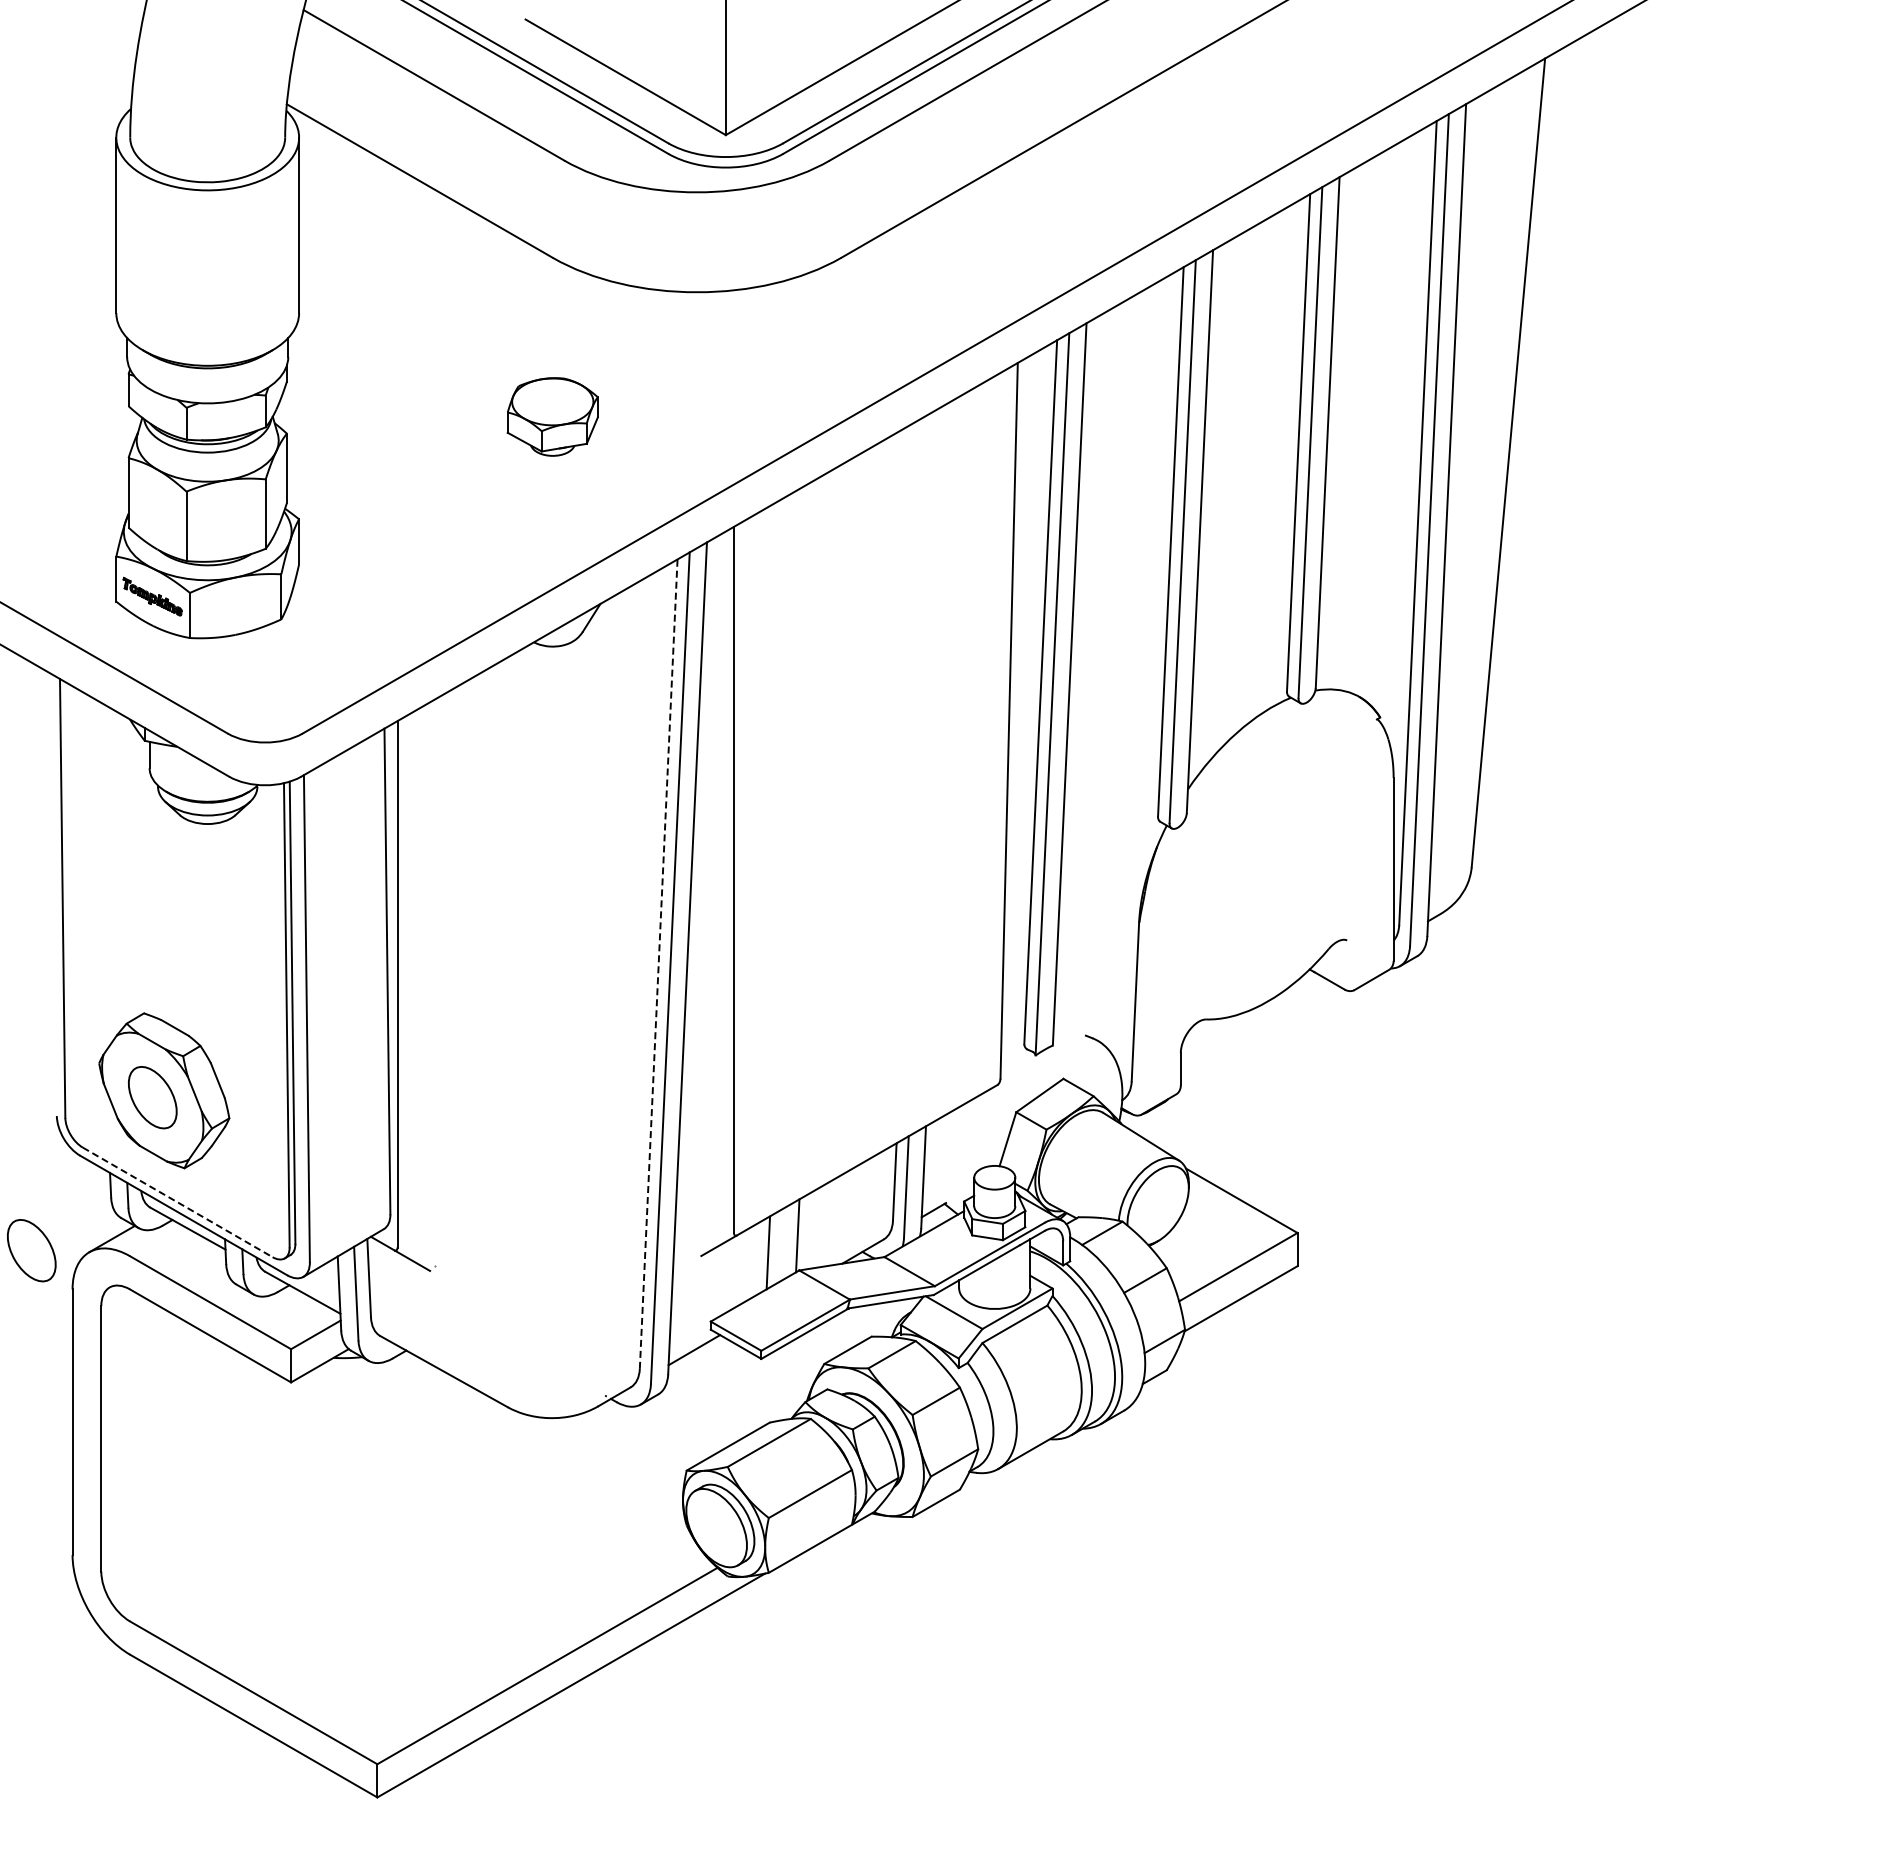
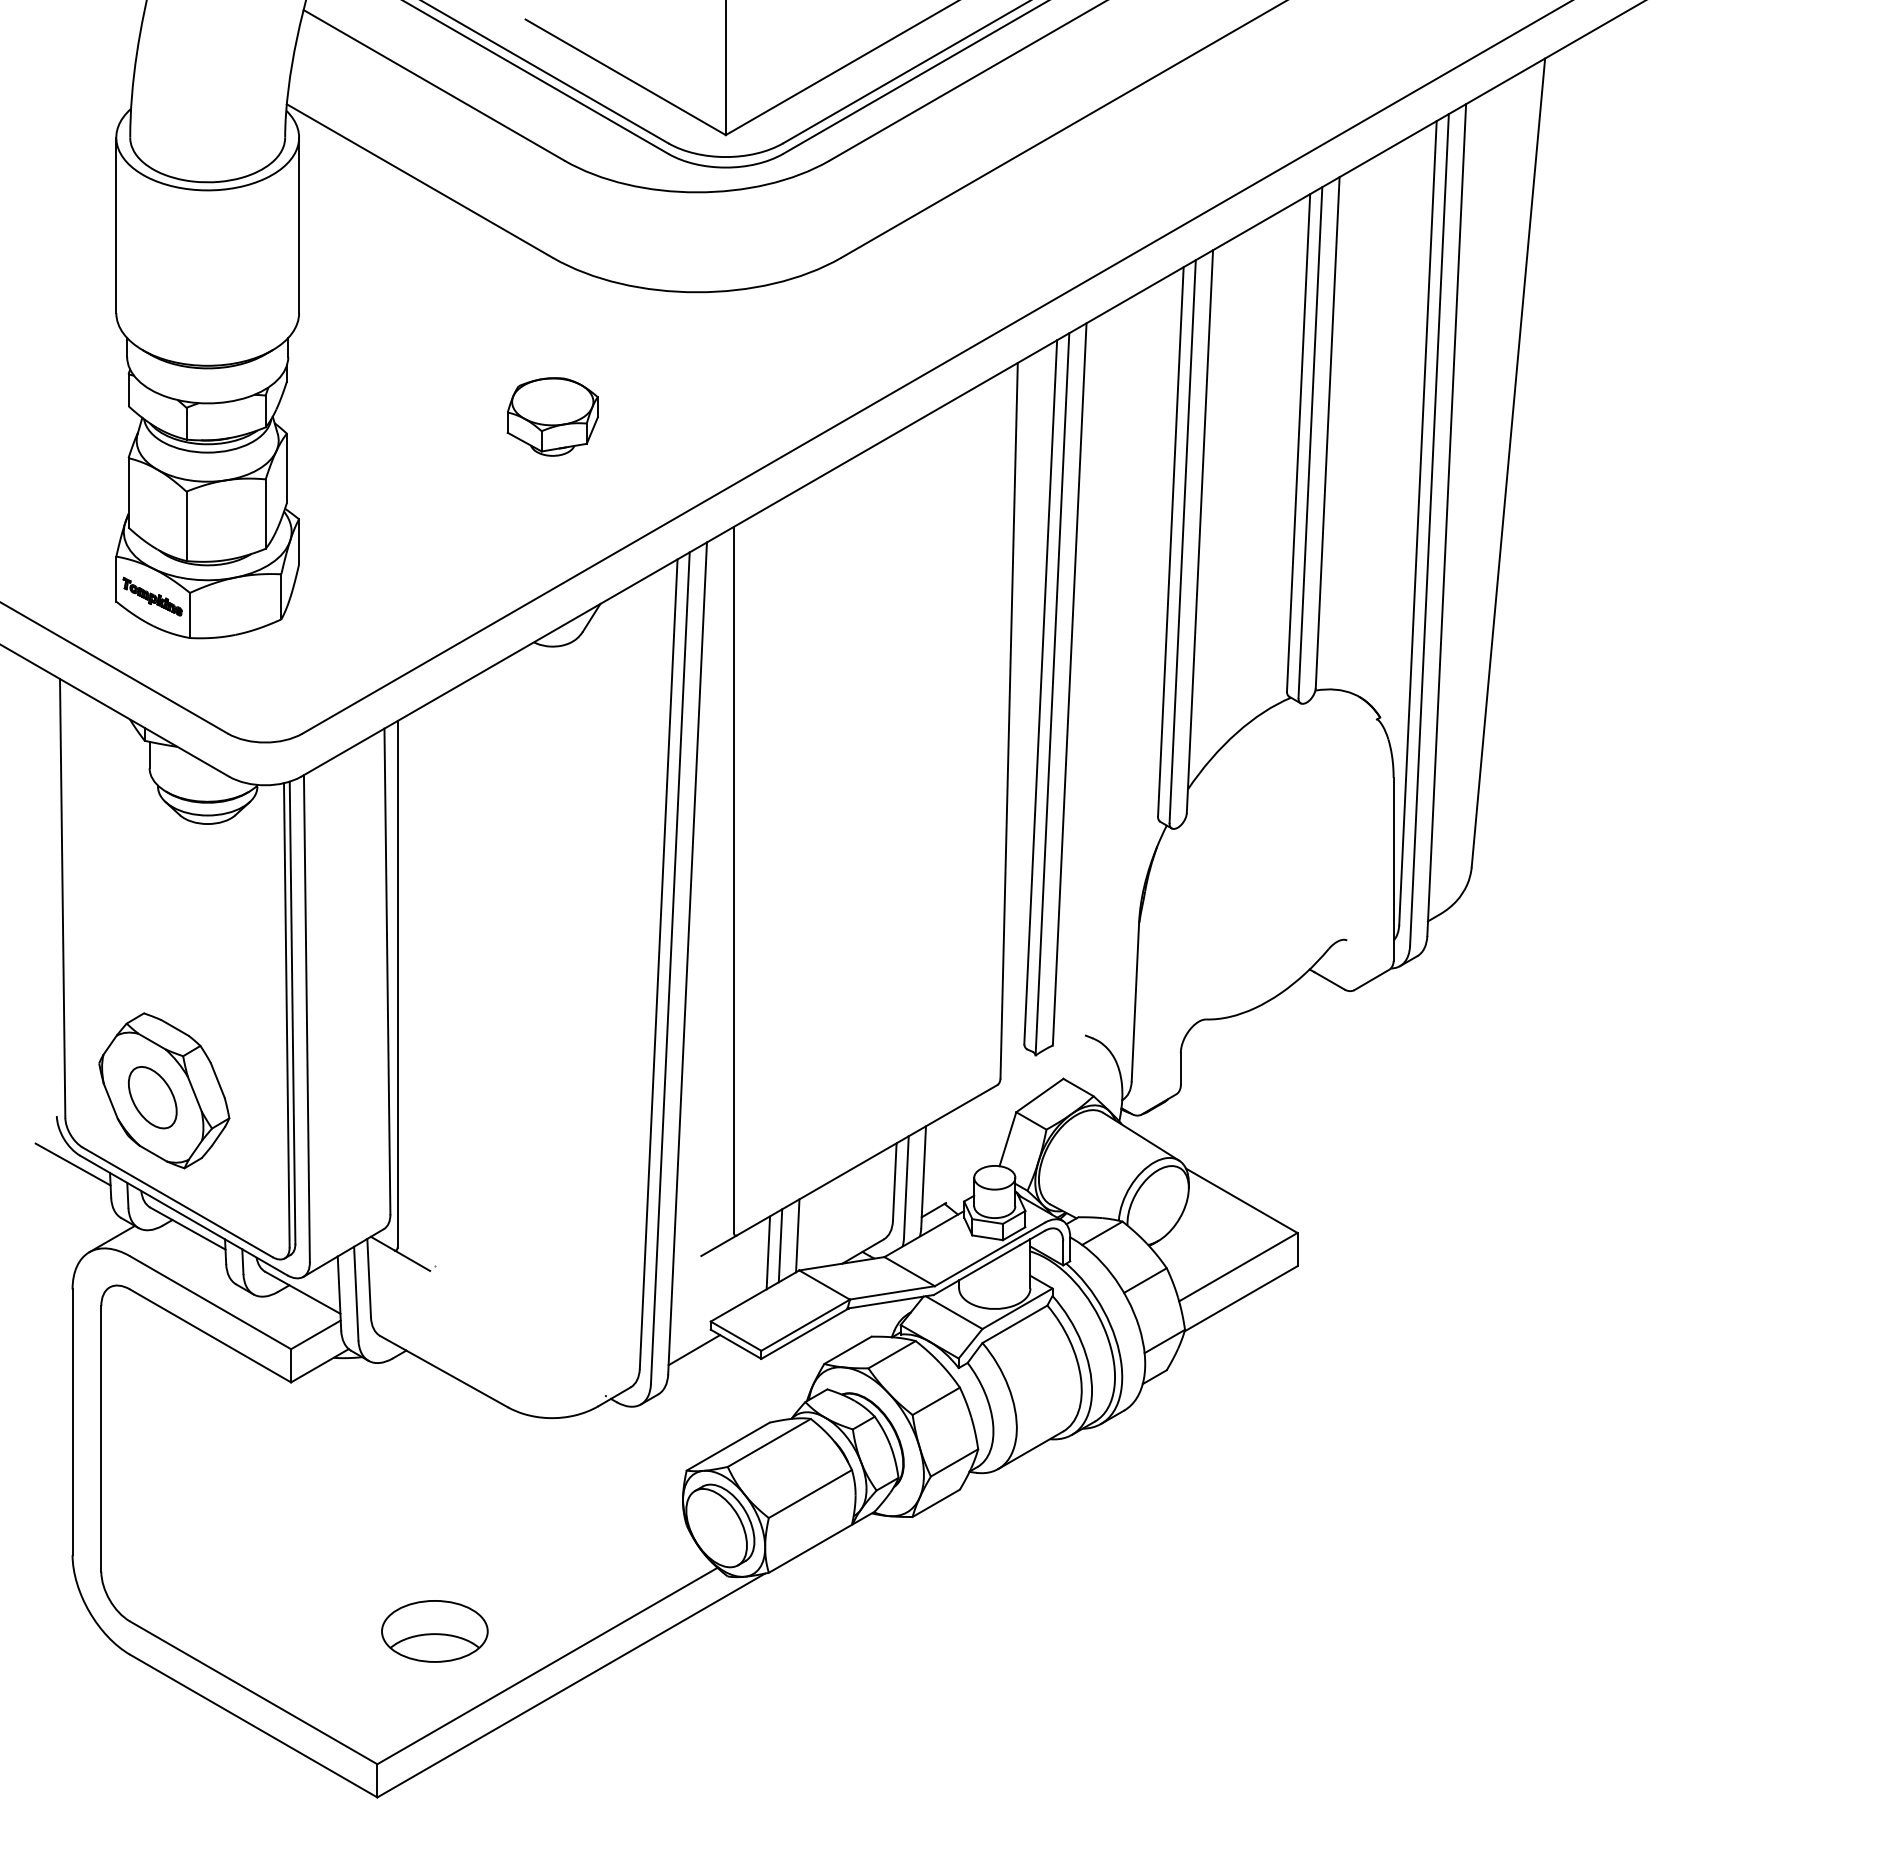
line: dashed -> solid (658, 963)
line: none -> present (72, 1164)
line: dashed -> solid (177, 1202)
line: none -> present (780, 1245)
part: present -> none (31, 1250)
part: none -> present (434, 1631)
